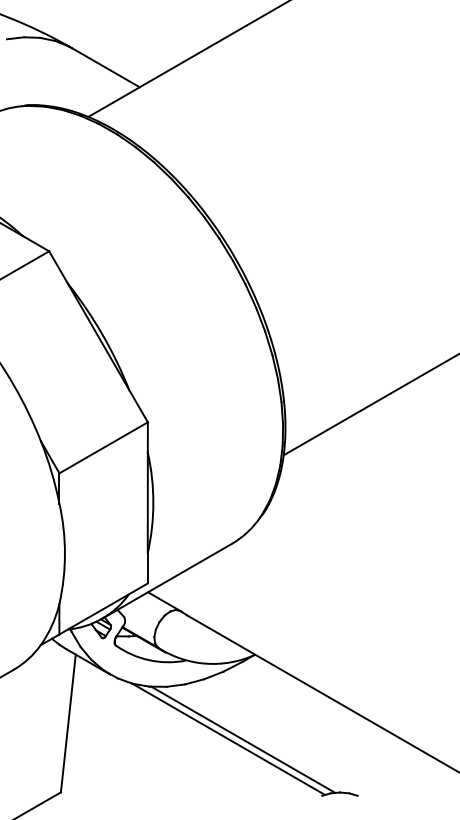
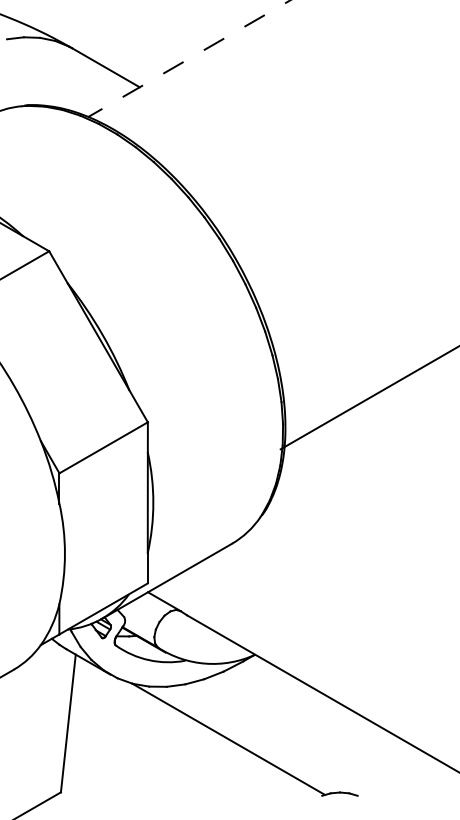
line: solid -> dashed (189, 58)
line position: (369, 405) -> (368, 398) (368, 398)
line: present -> none (243, 739)
